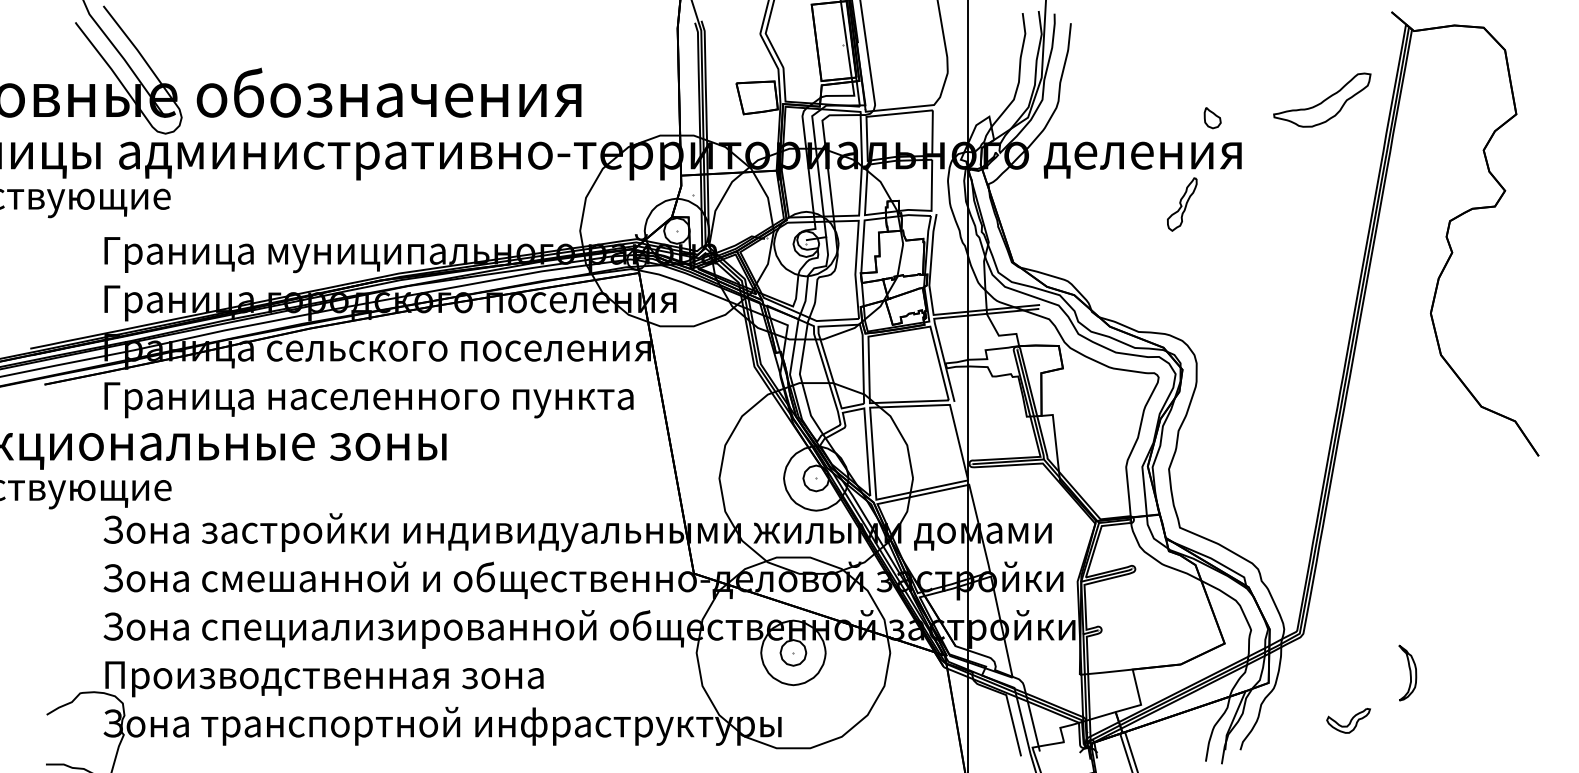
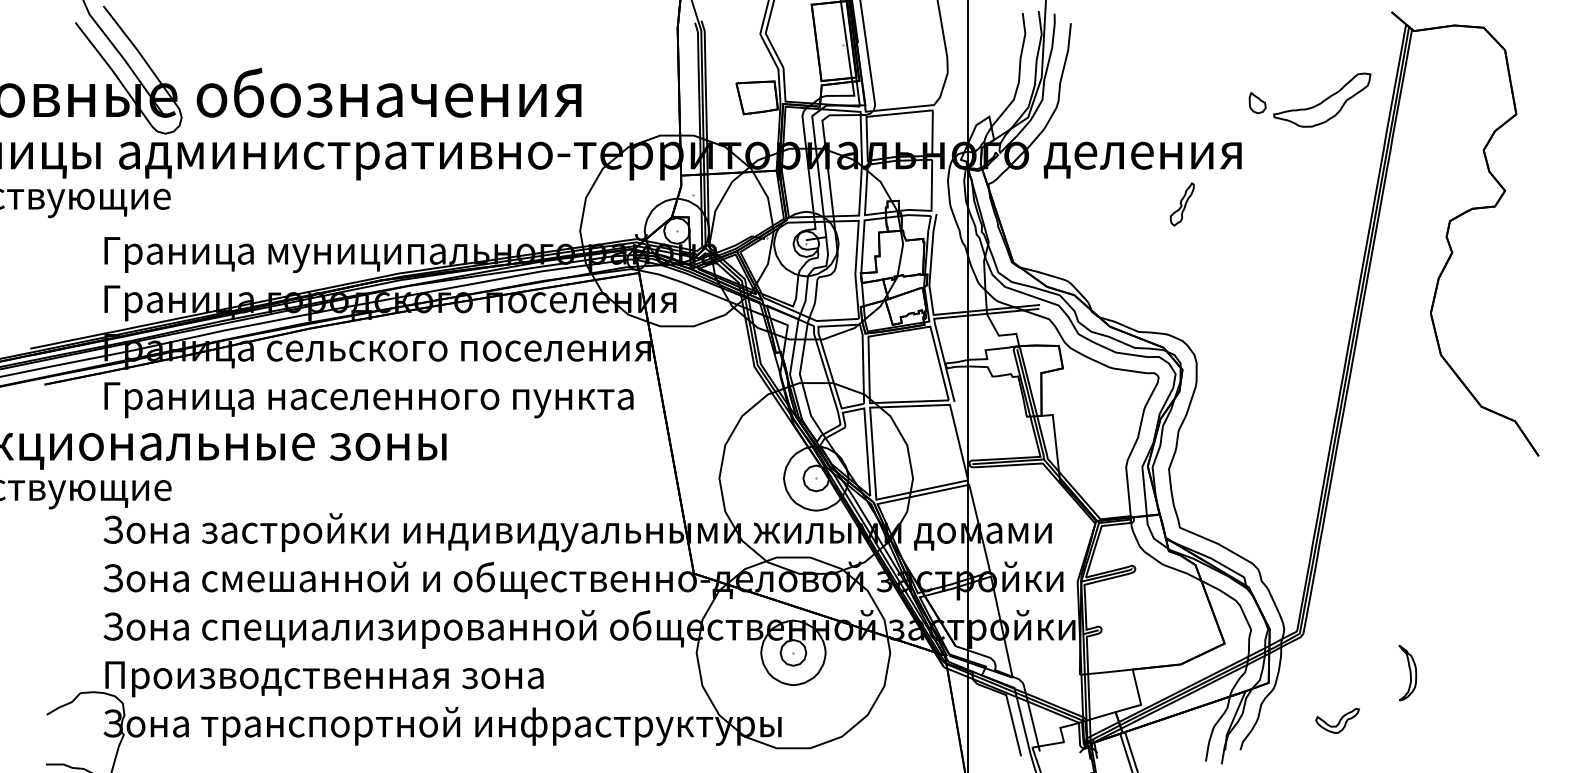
part position: (1212, 118) -> (1257, 103) (1257, 103)
part size: 31x55 px -> 26x45 px (1181, 204)
part position: (1348, 720) -> (1337, 720) (1337, 720)
